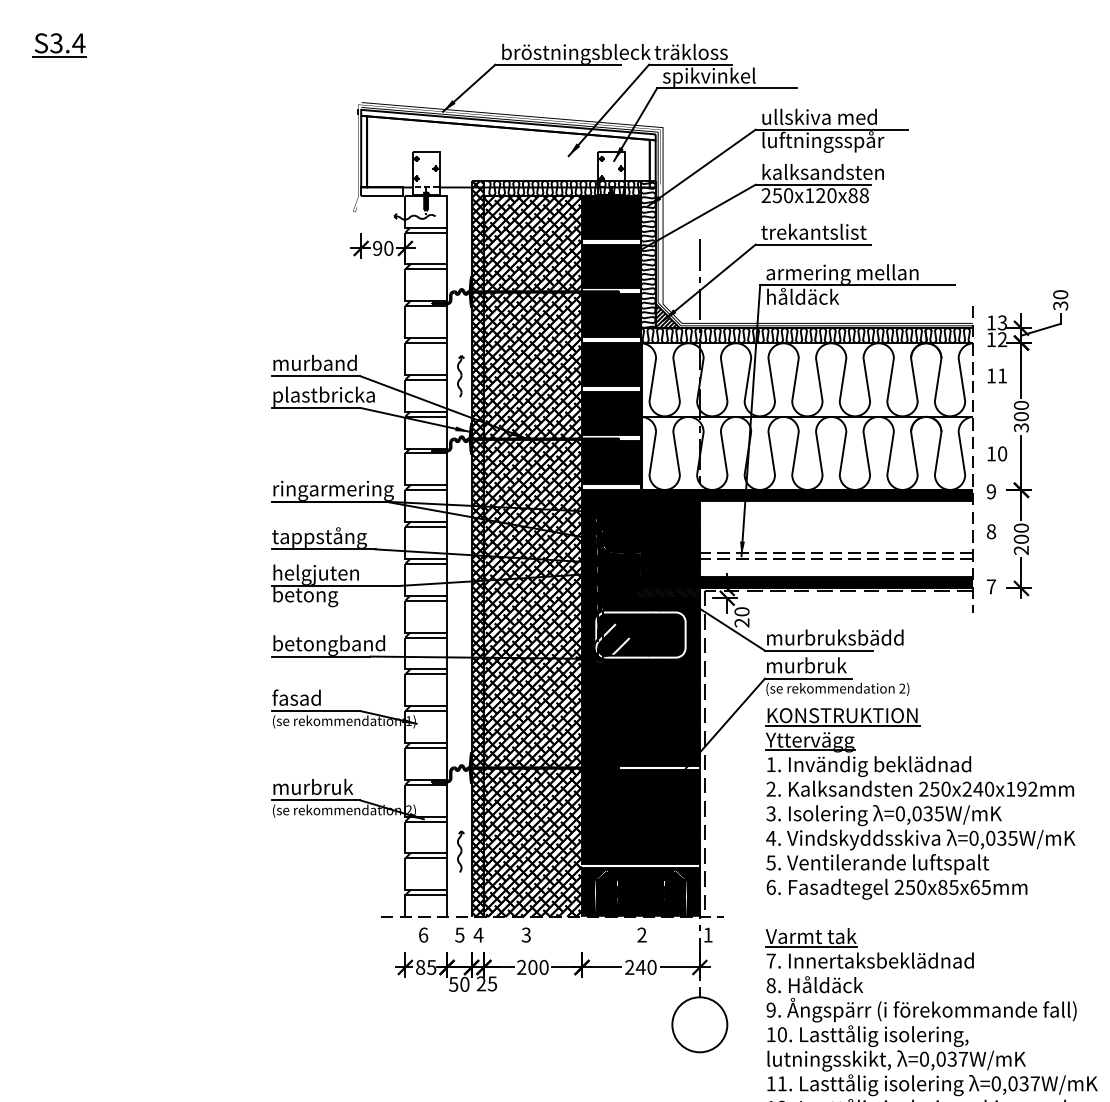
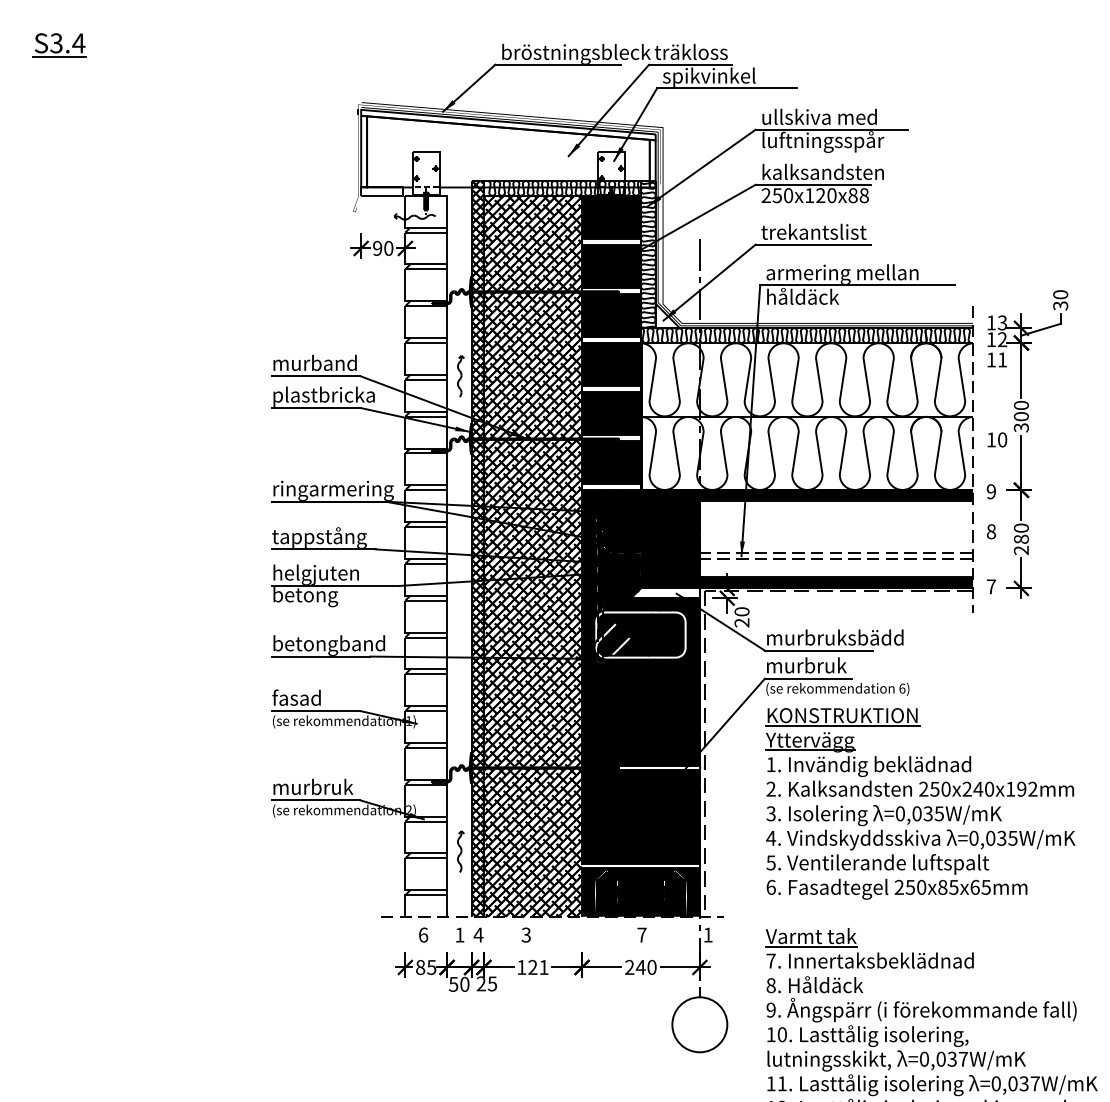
hatch: present -> none (666, 316)
text position: (996, 375) -> (996, 359) (996, 359)
text position: (997, 453) -> (997, 439) (997, 439)
text: 200 -> 280 (1021, 538)
hatch: present -> none (665, 593)
text: 2) -> 6) (902, 688)
text: 5 -> 1 (459, 934)
text: 2 -> 7 (641, 934)
text: 200 -> 121 (532, 966)
